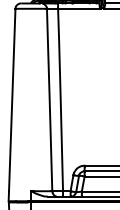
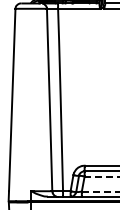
line: solid -> dashed (101, 176)
line: solid -> dashed (100, 191)
